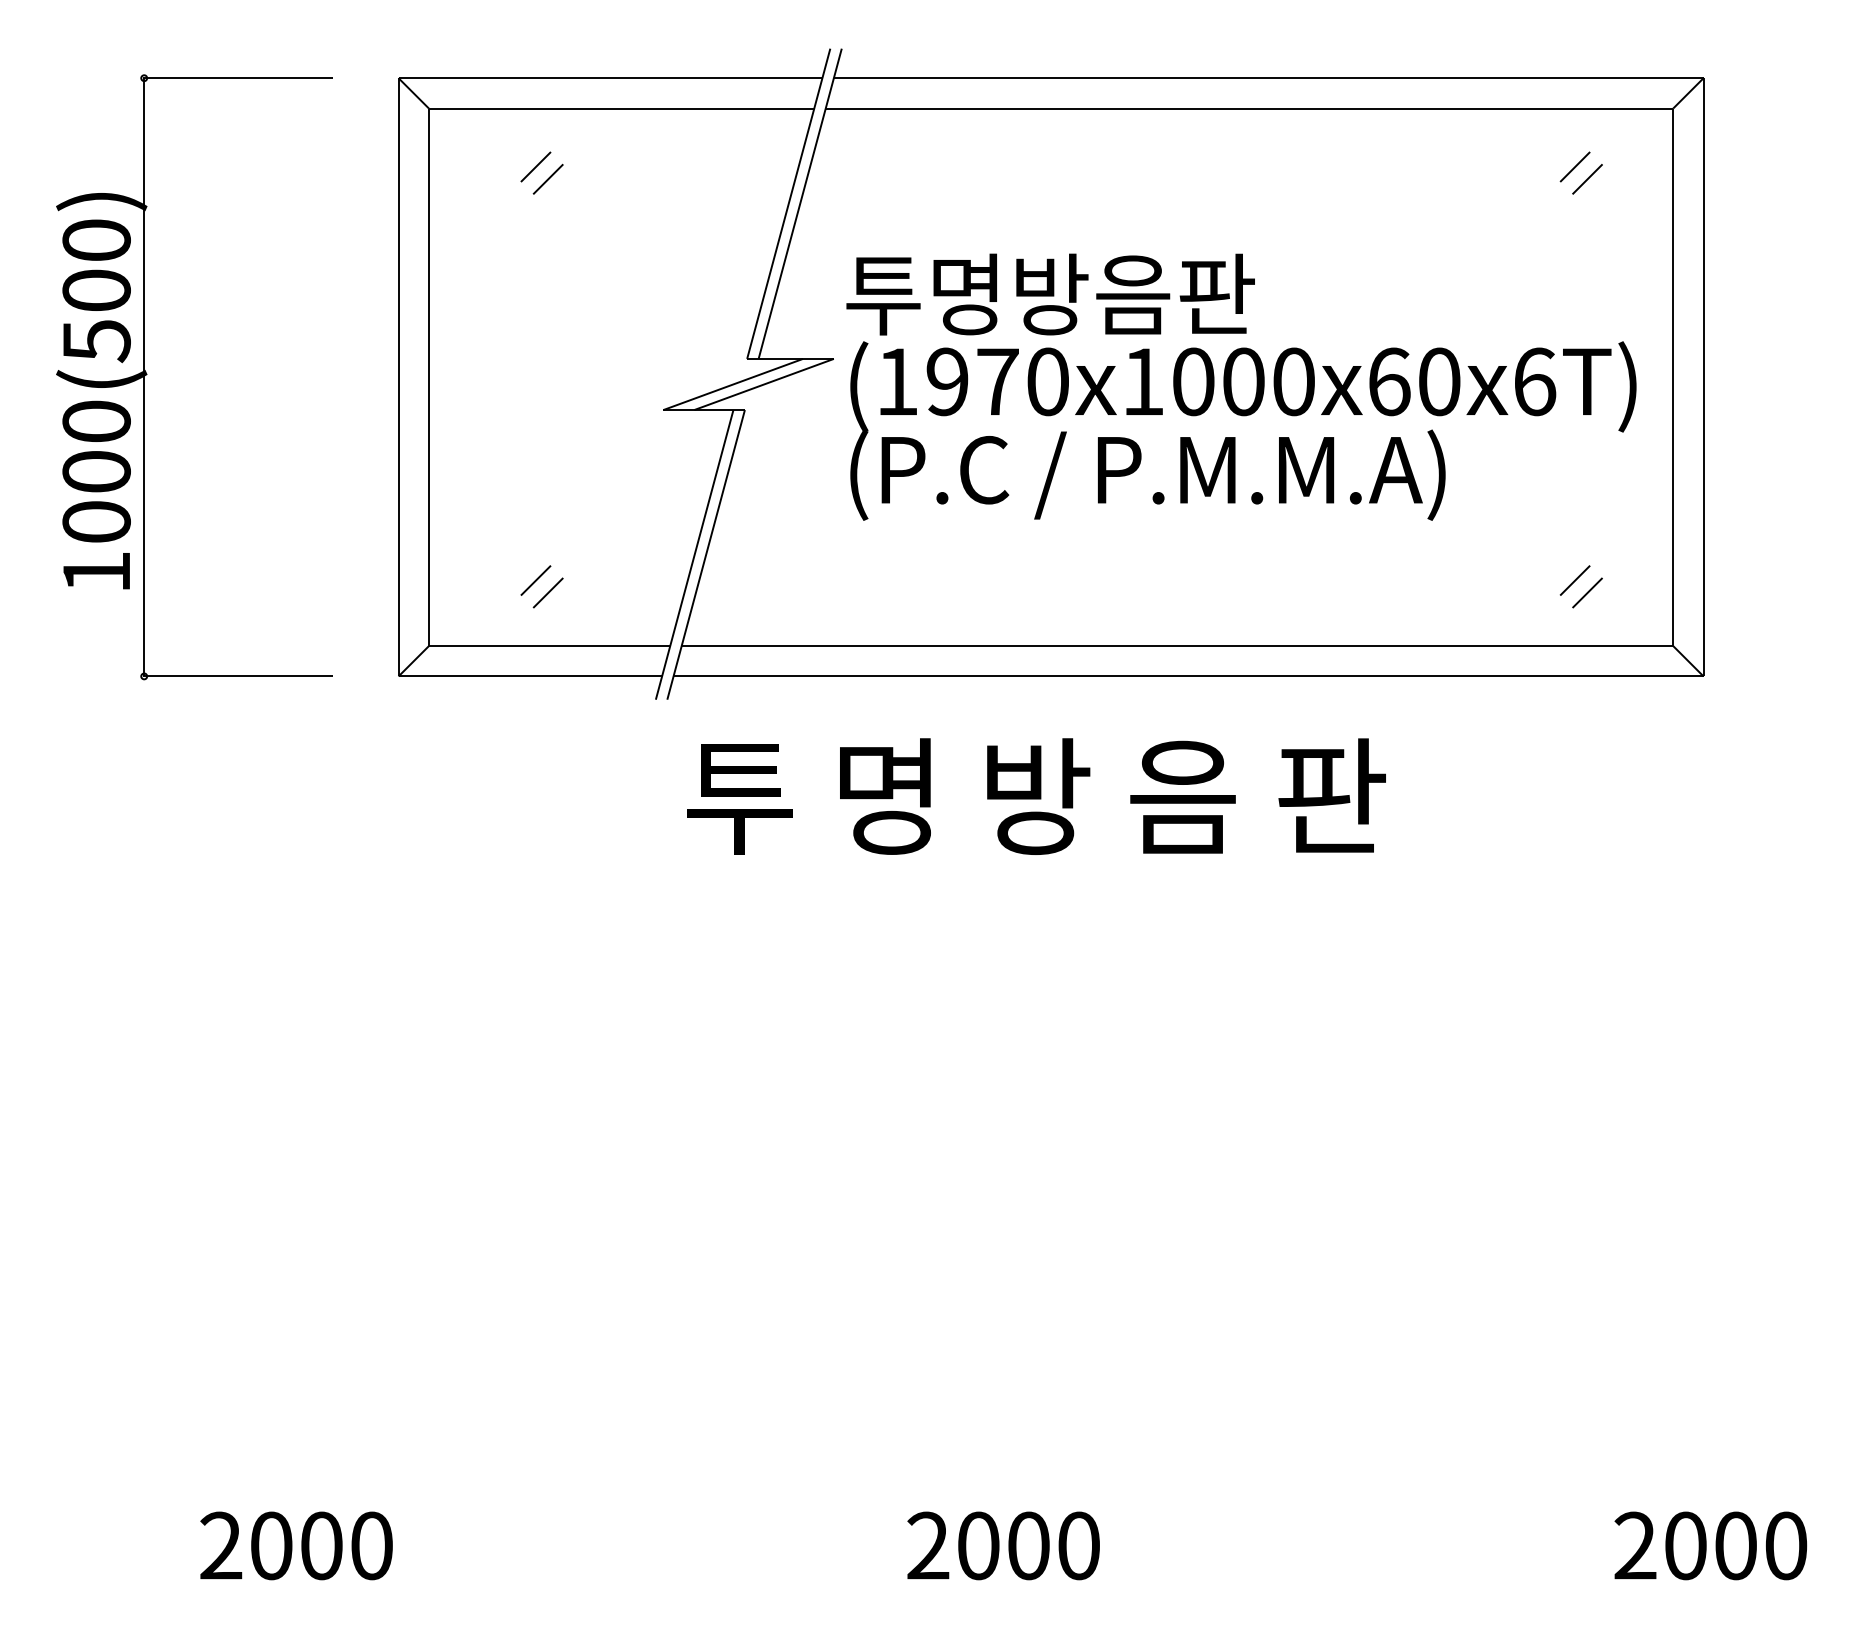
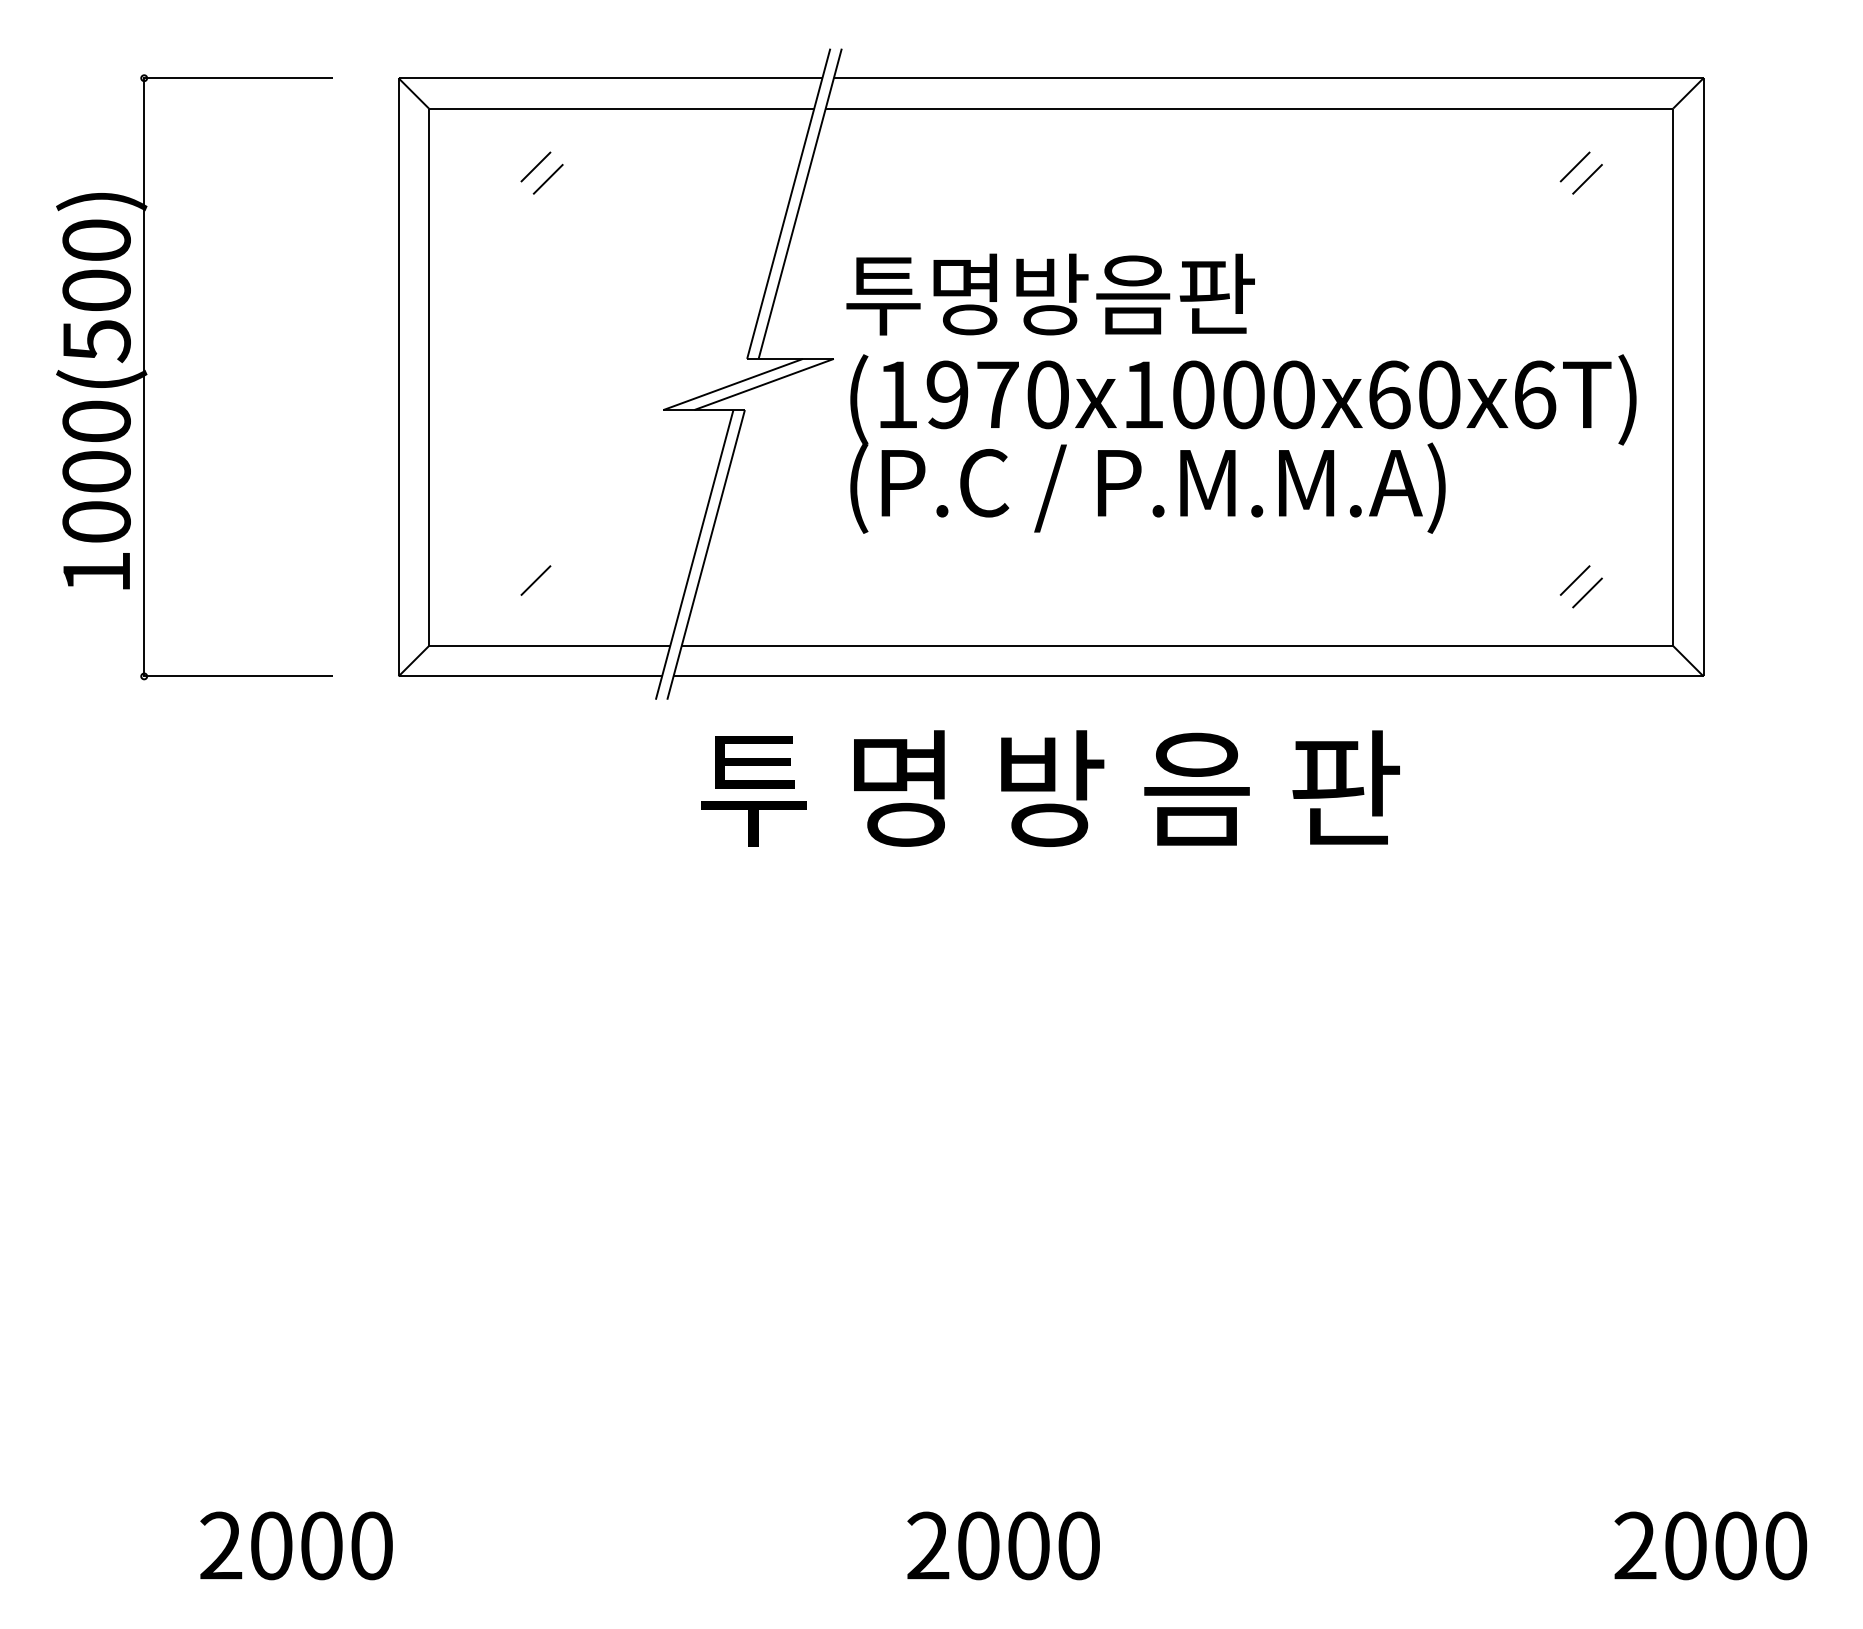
text position: (1243, 430) -> (1243, 443) (1243, 443)
line: present -> none (547, 592)
text position: (1036, 796) -> (1050, 788) (1050, 788)
